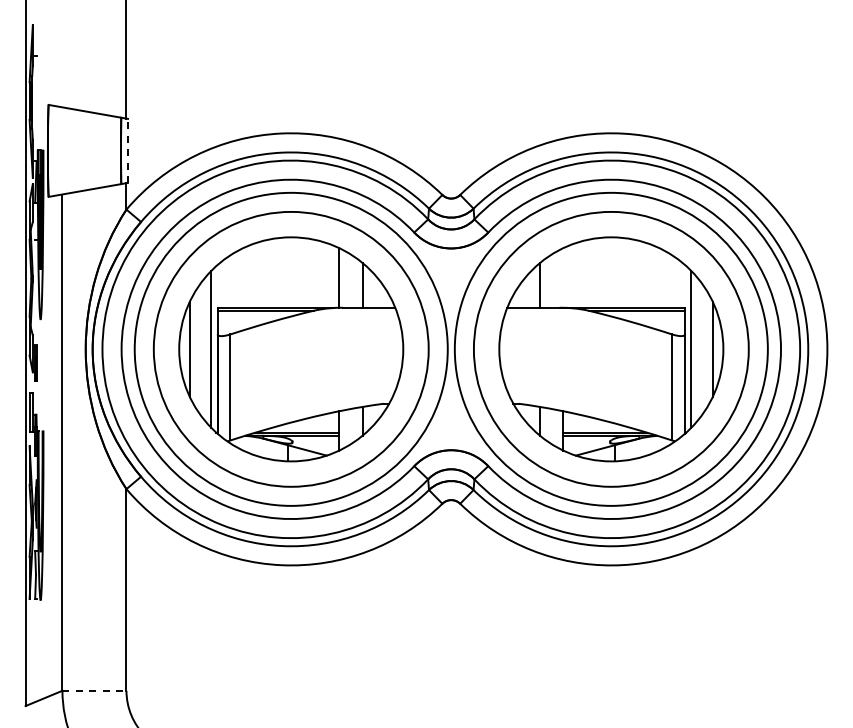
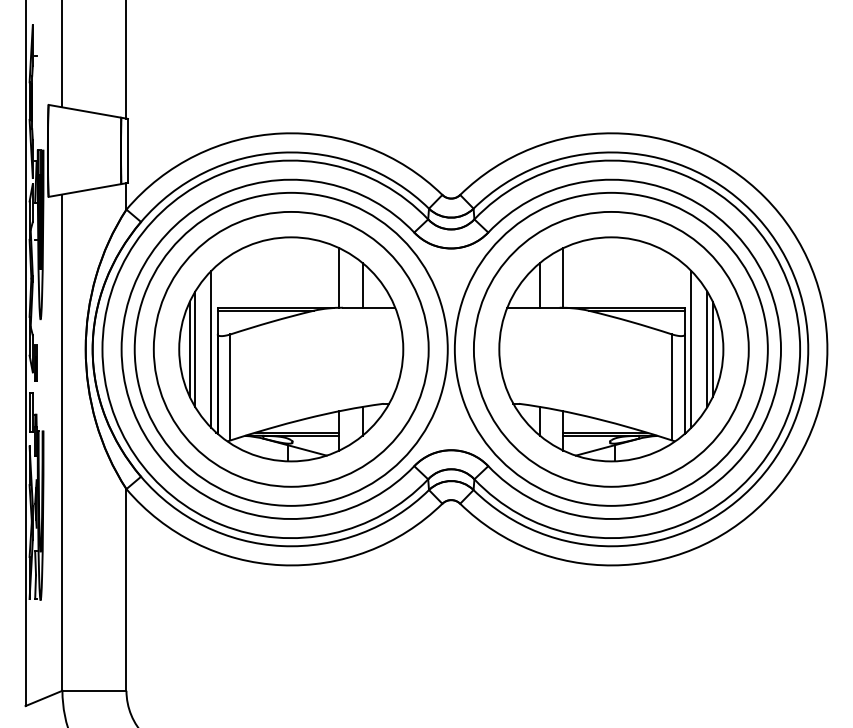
line: none -> present (62, 54)
line: dashed -> solid (128, 150)
line: none -> present (563, 277)
line: none -> present (195, 349)
line: none -> present (707, 349)
line: dashed -> solid (94, 690)
